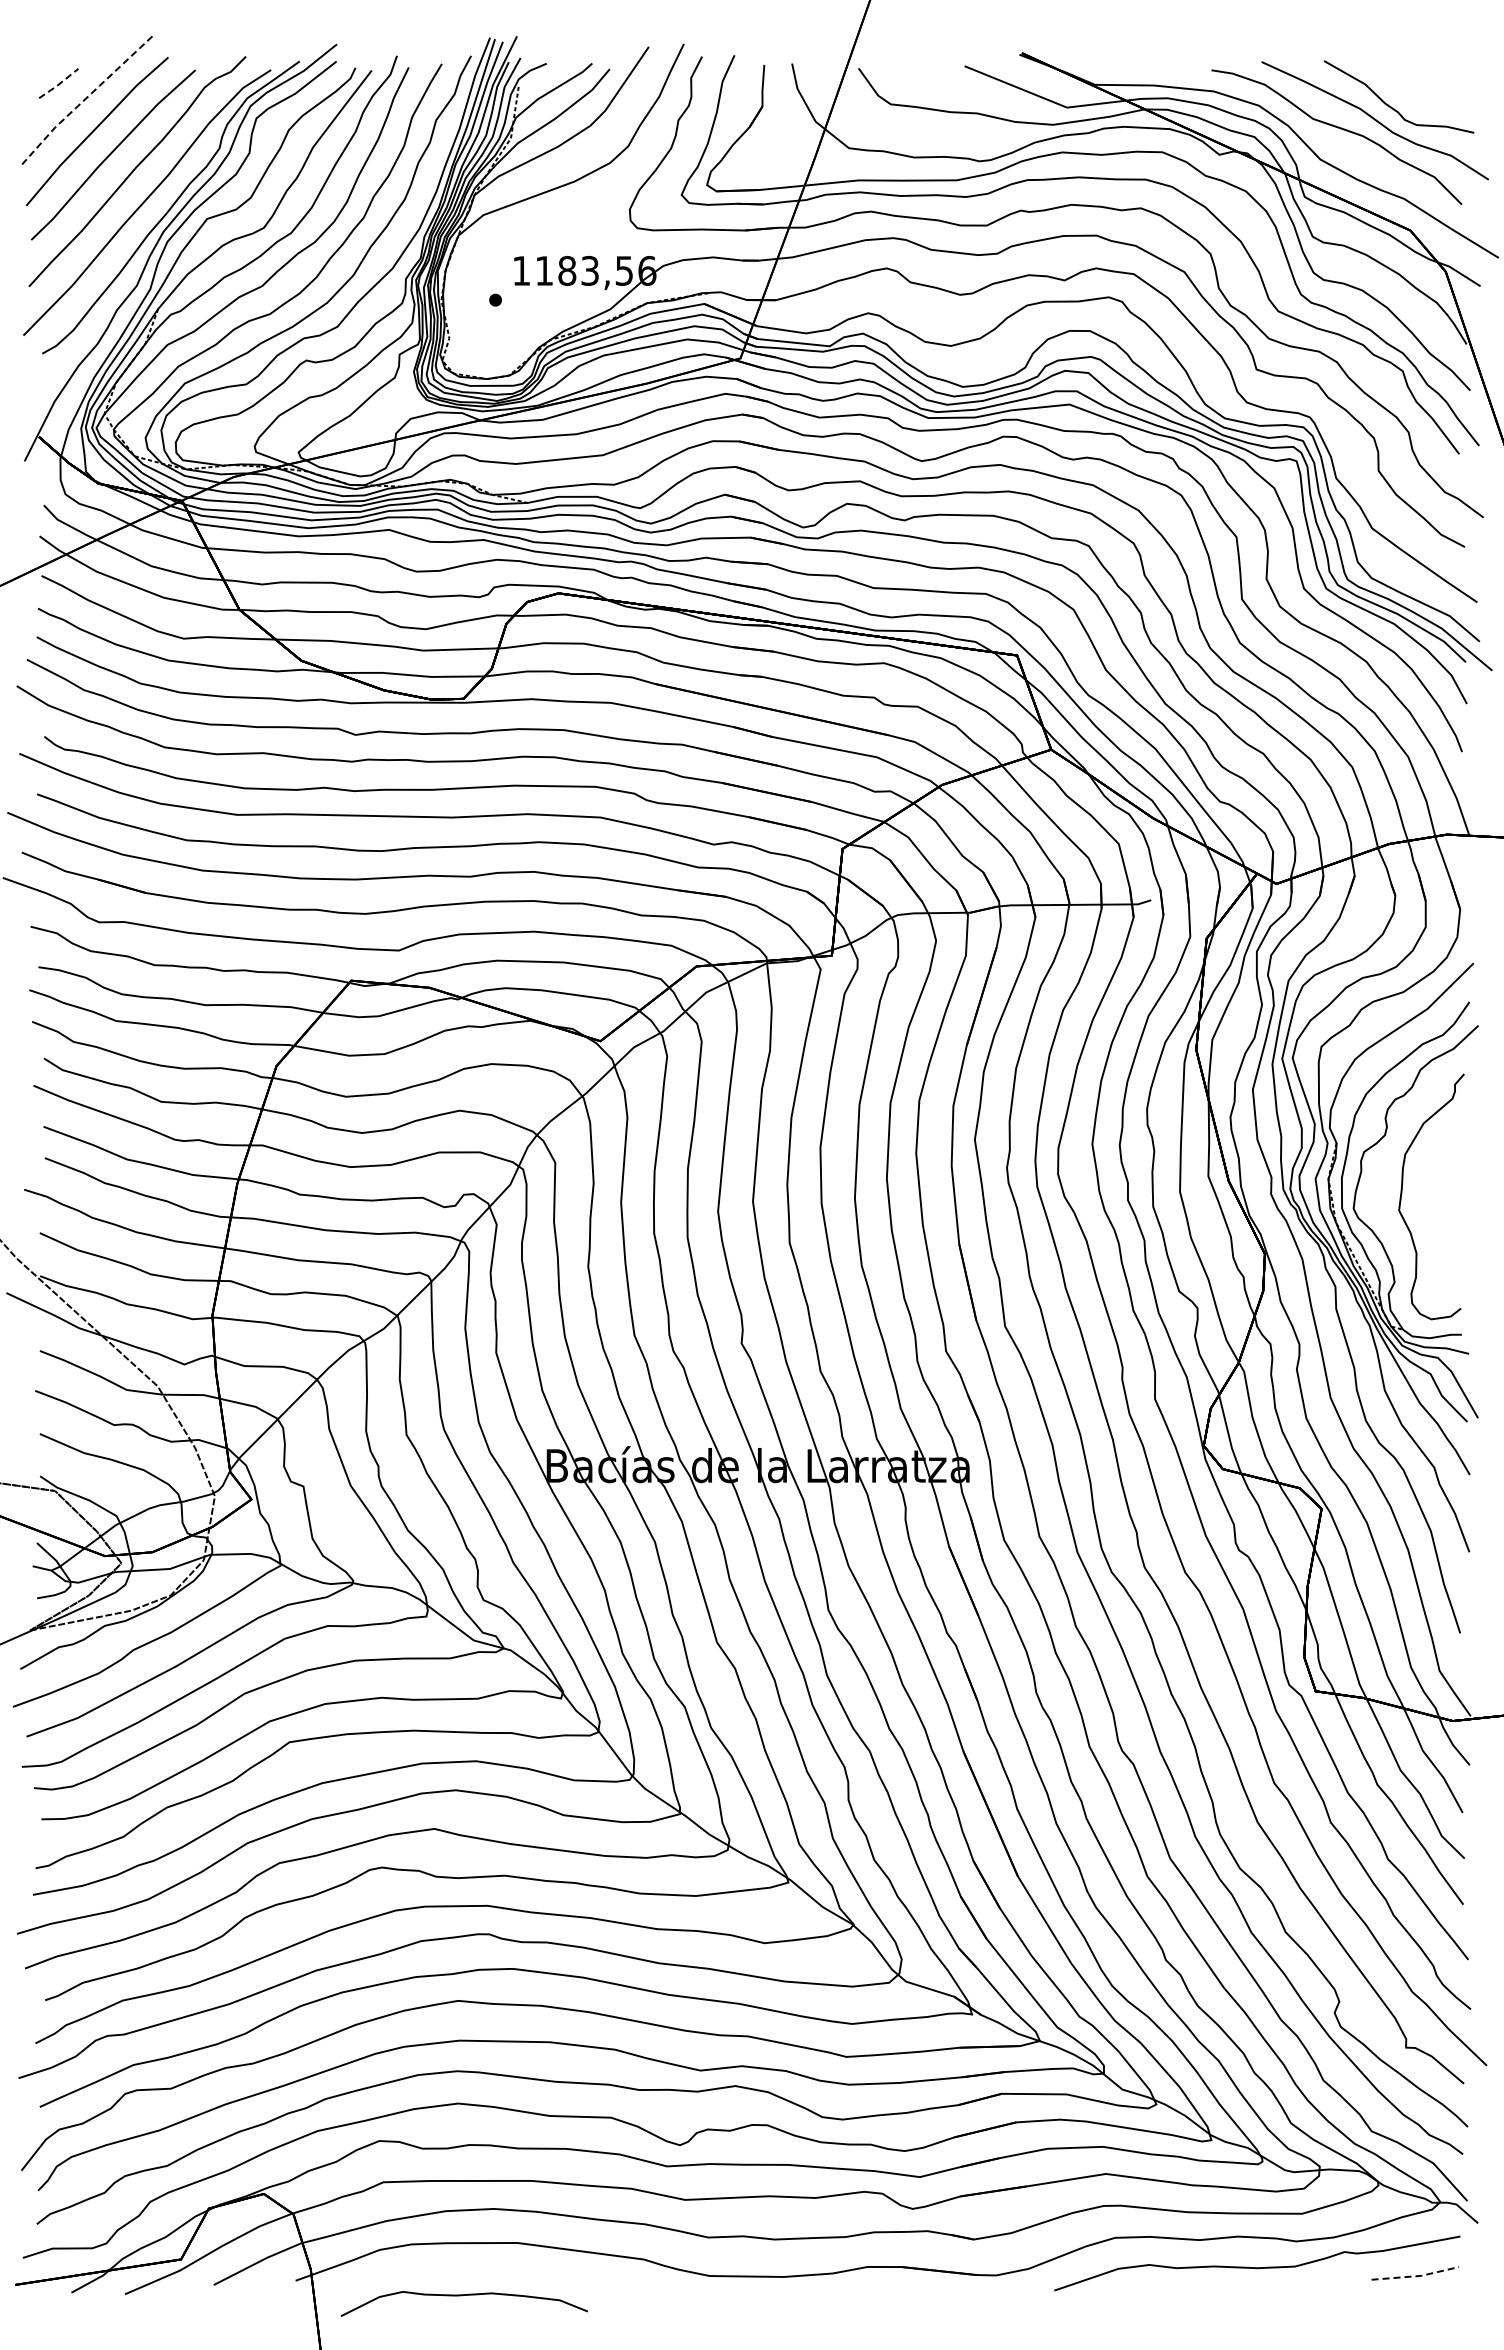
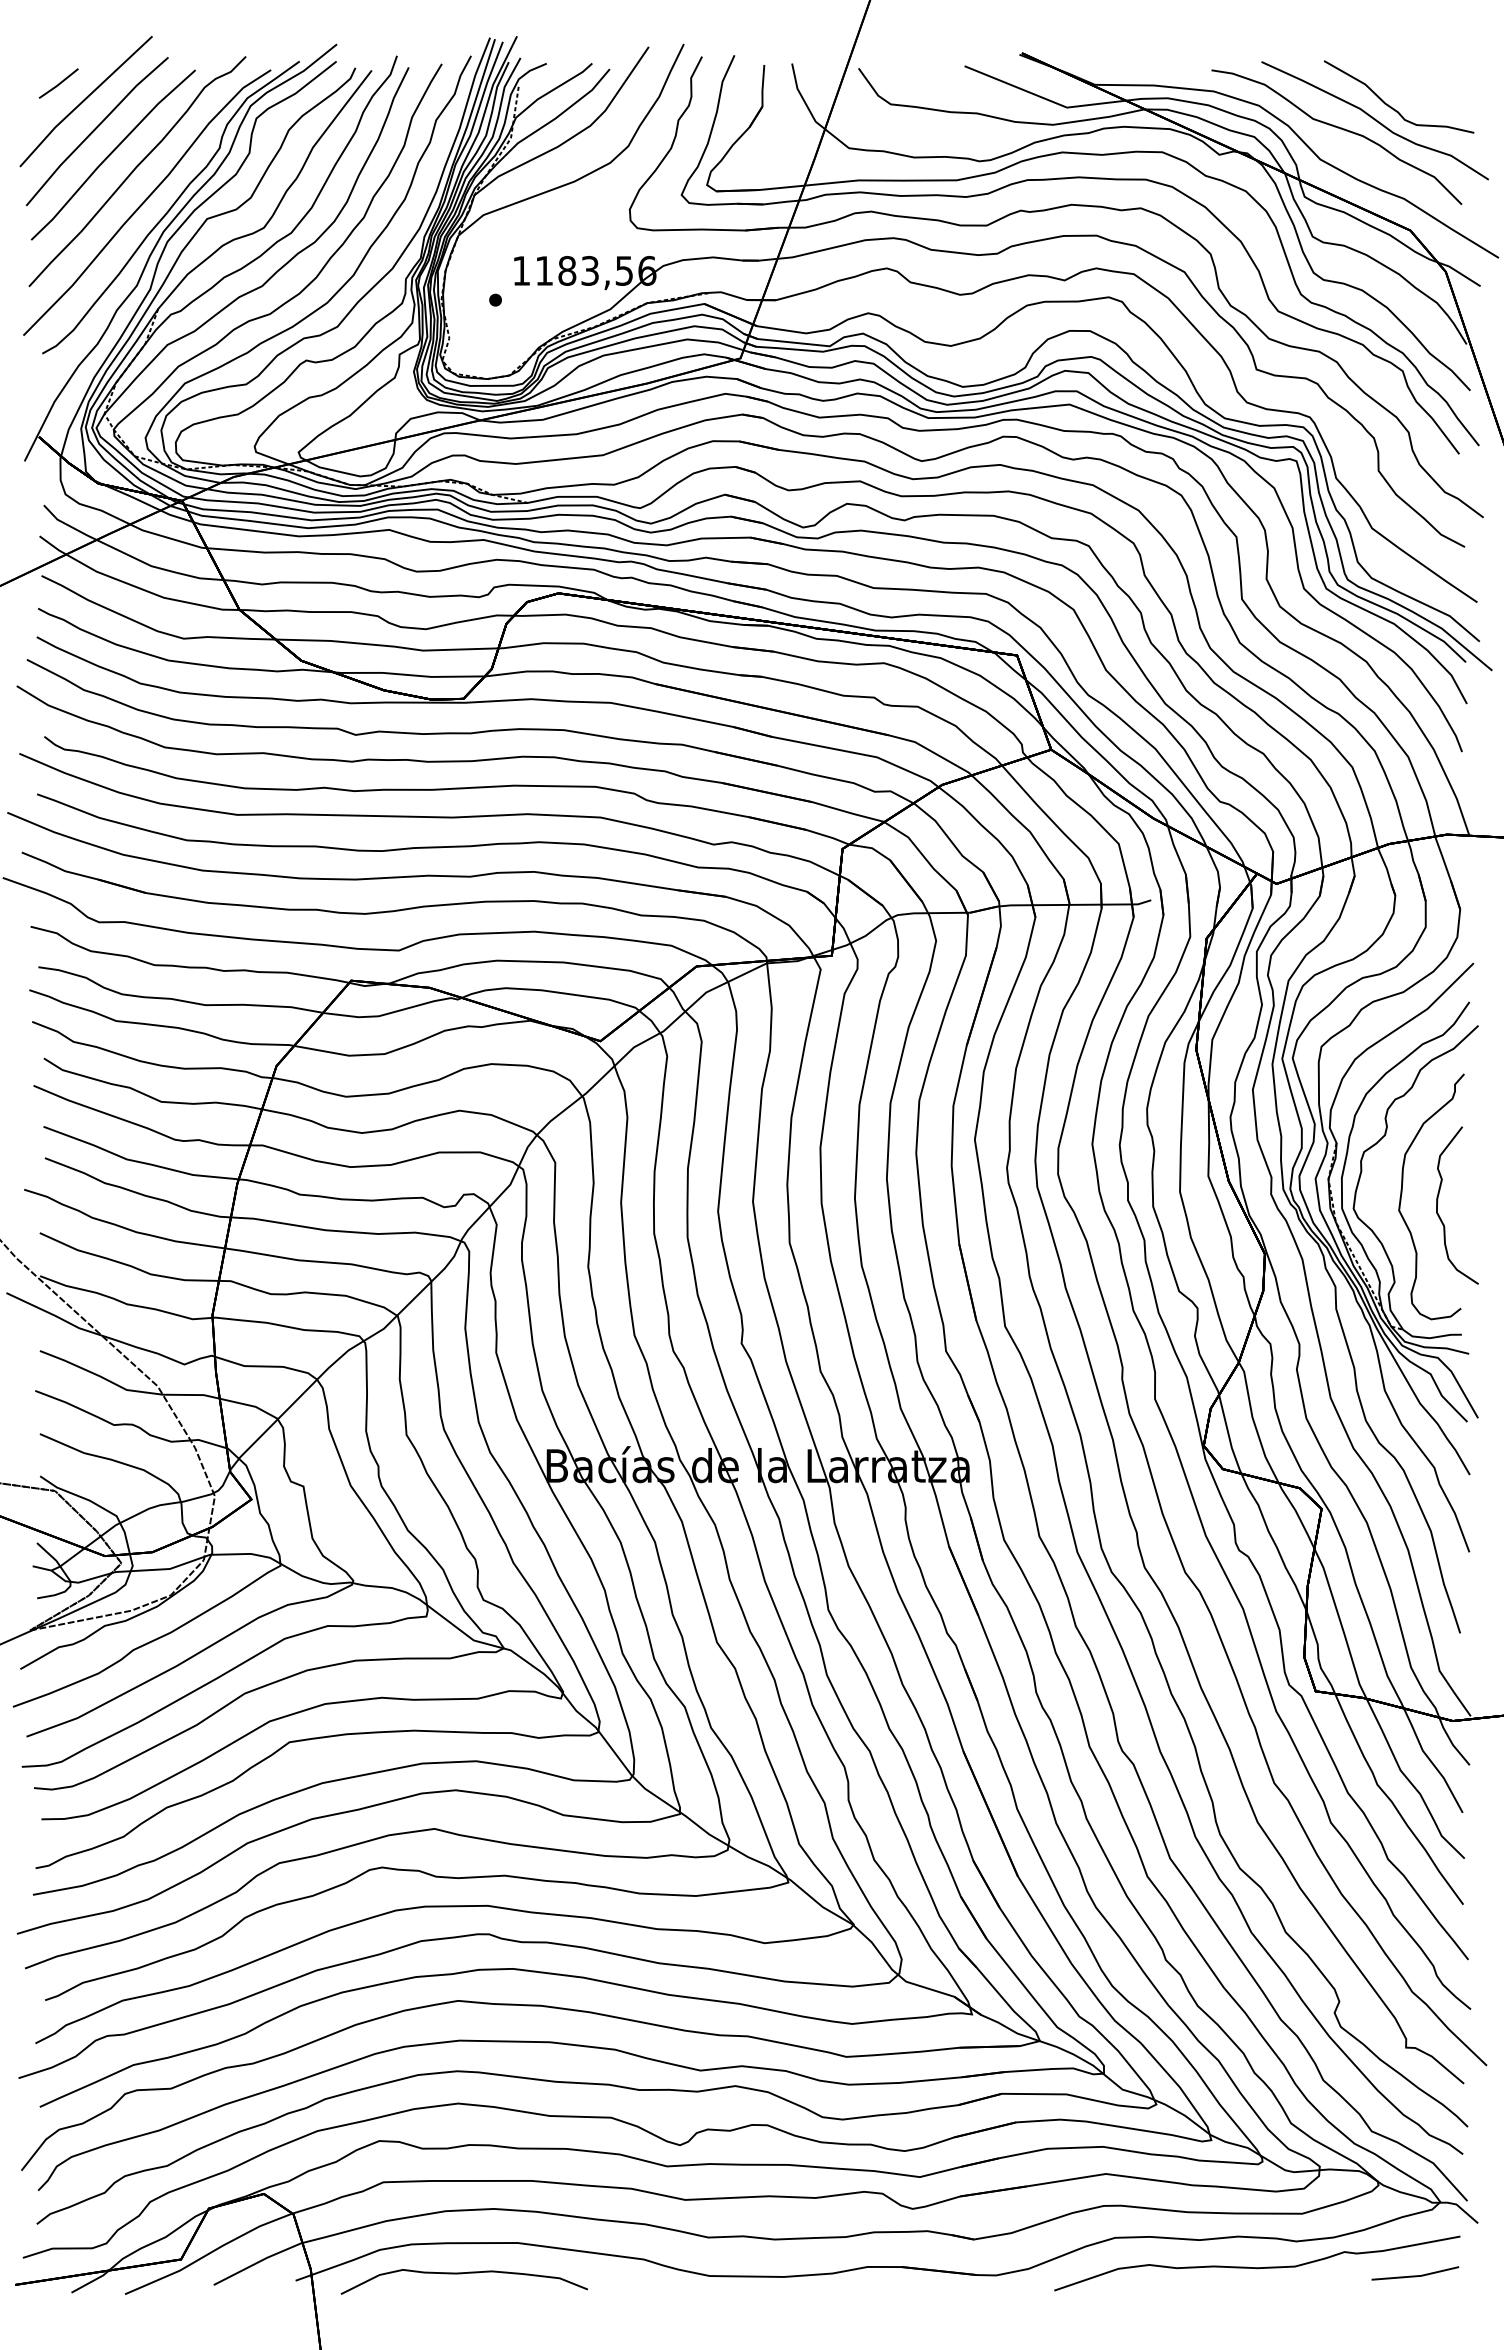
line: dashed -> solid (59, 84)
line: dashed -> solid (84, 100)
curve: none -> present (1438, 1200)
line: dashed -> solid (1416, 2276)
curve position: (462, 2296) -> (462, 2274) (462, 2274)
